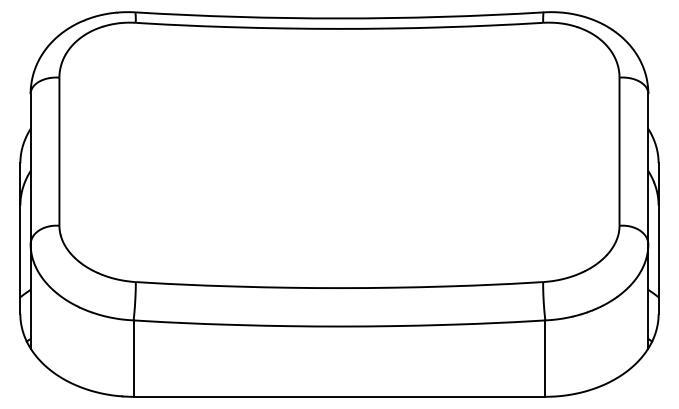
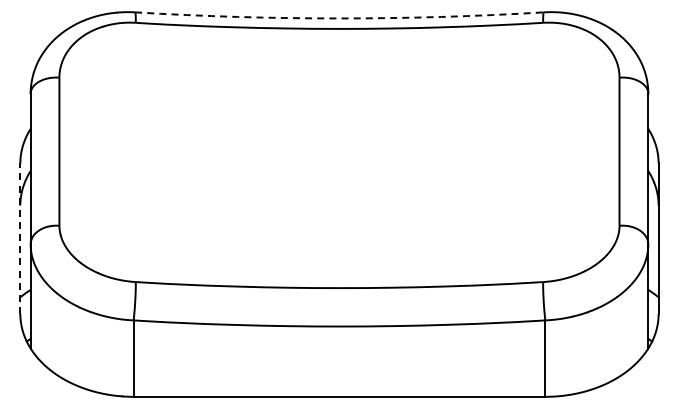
line: solid -> dashed (339, 18)
line: solid -> dashed (20, 238)
